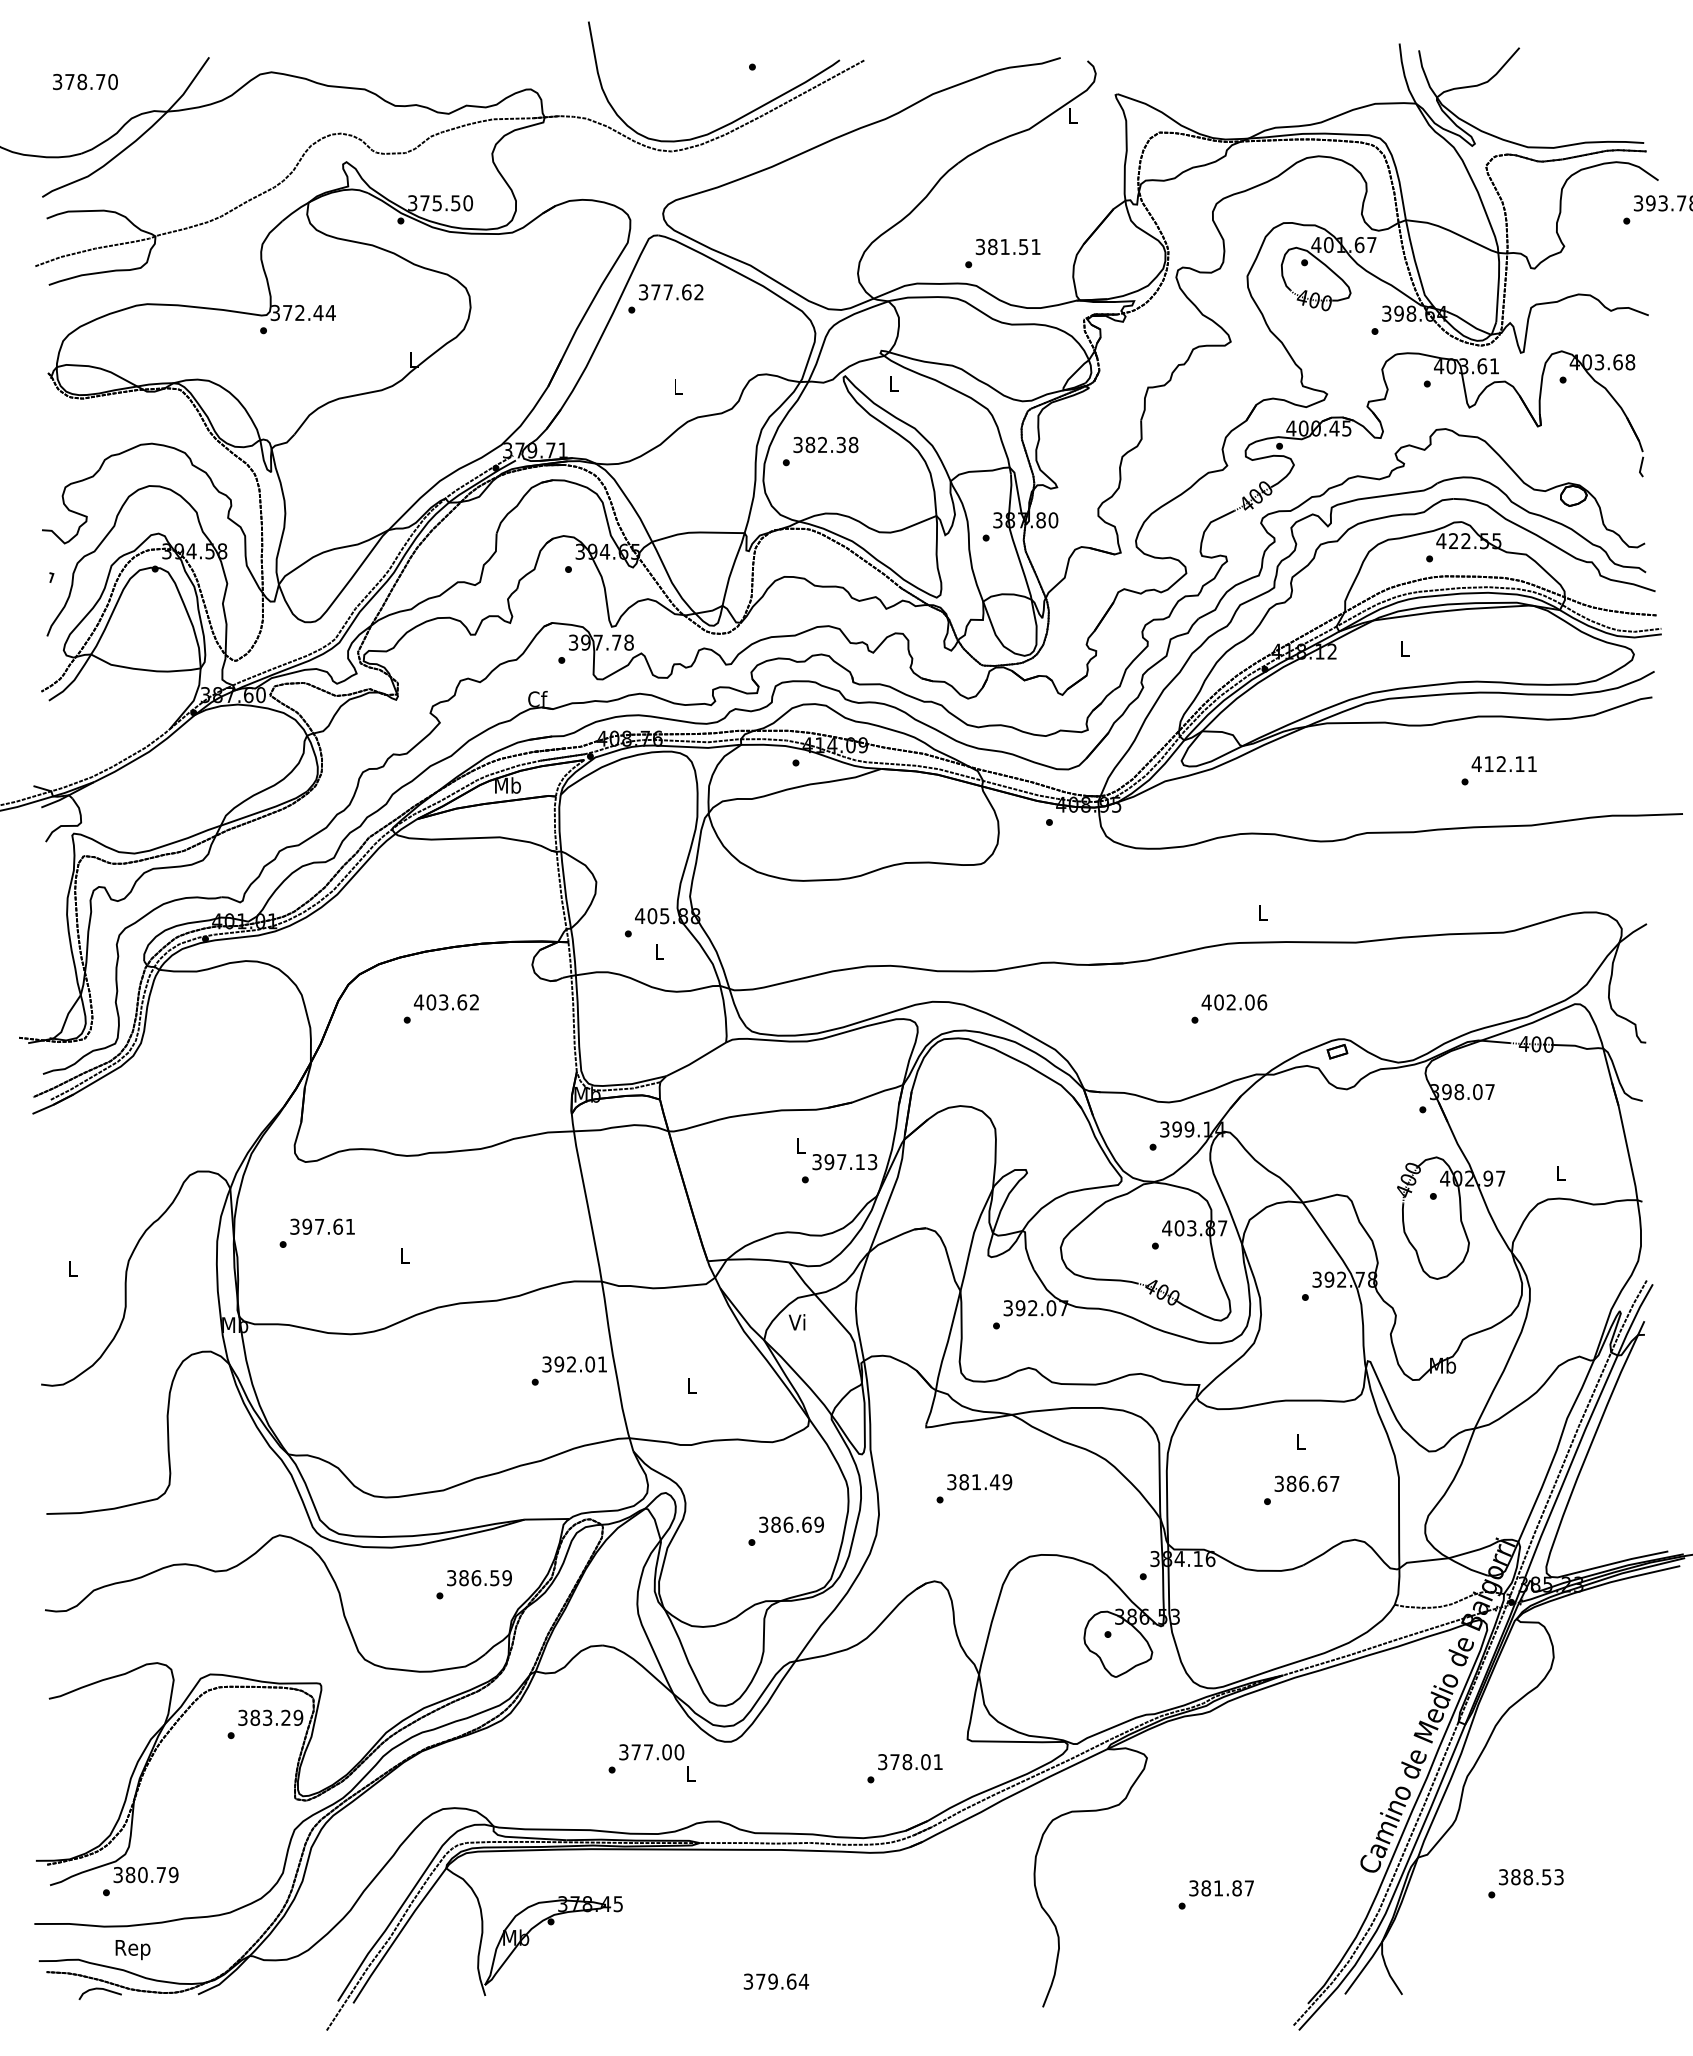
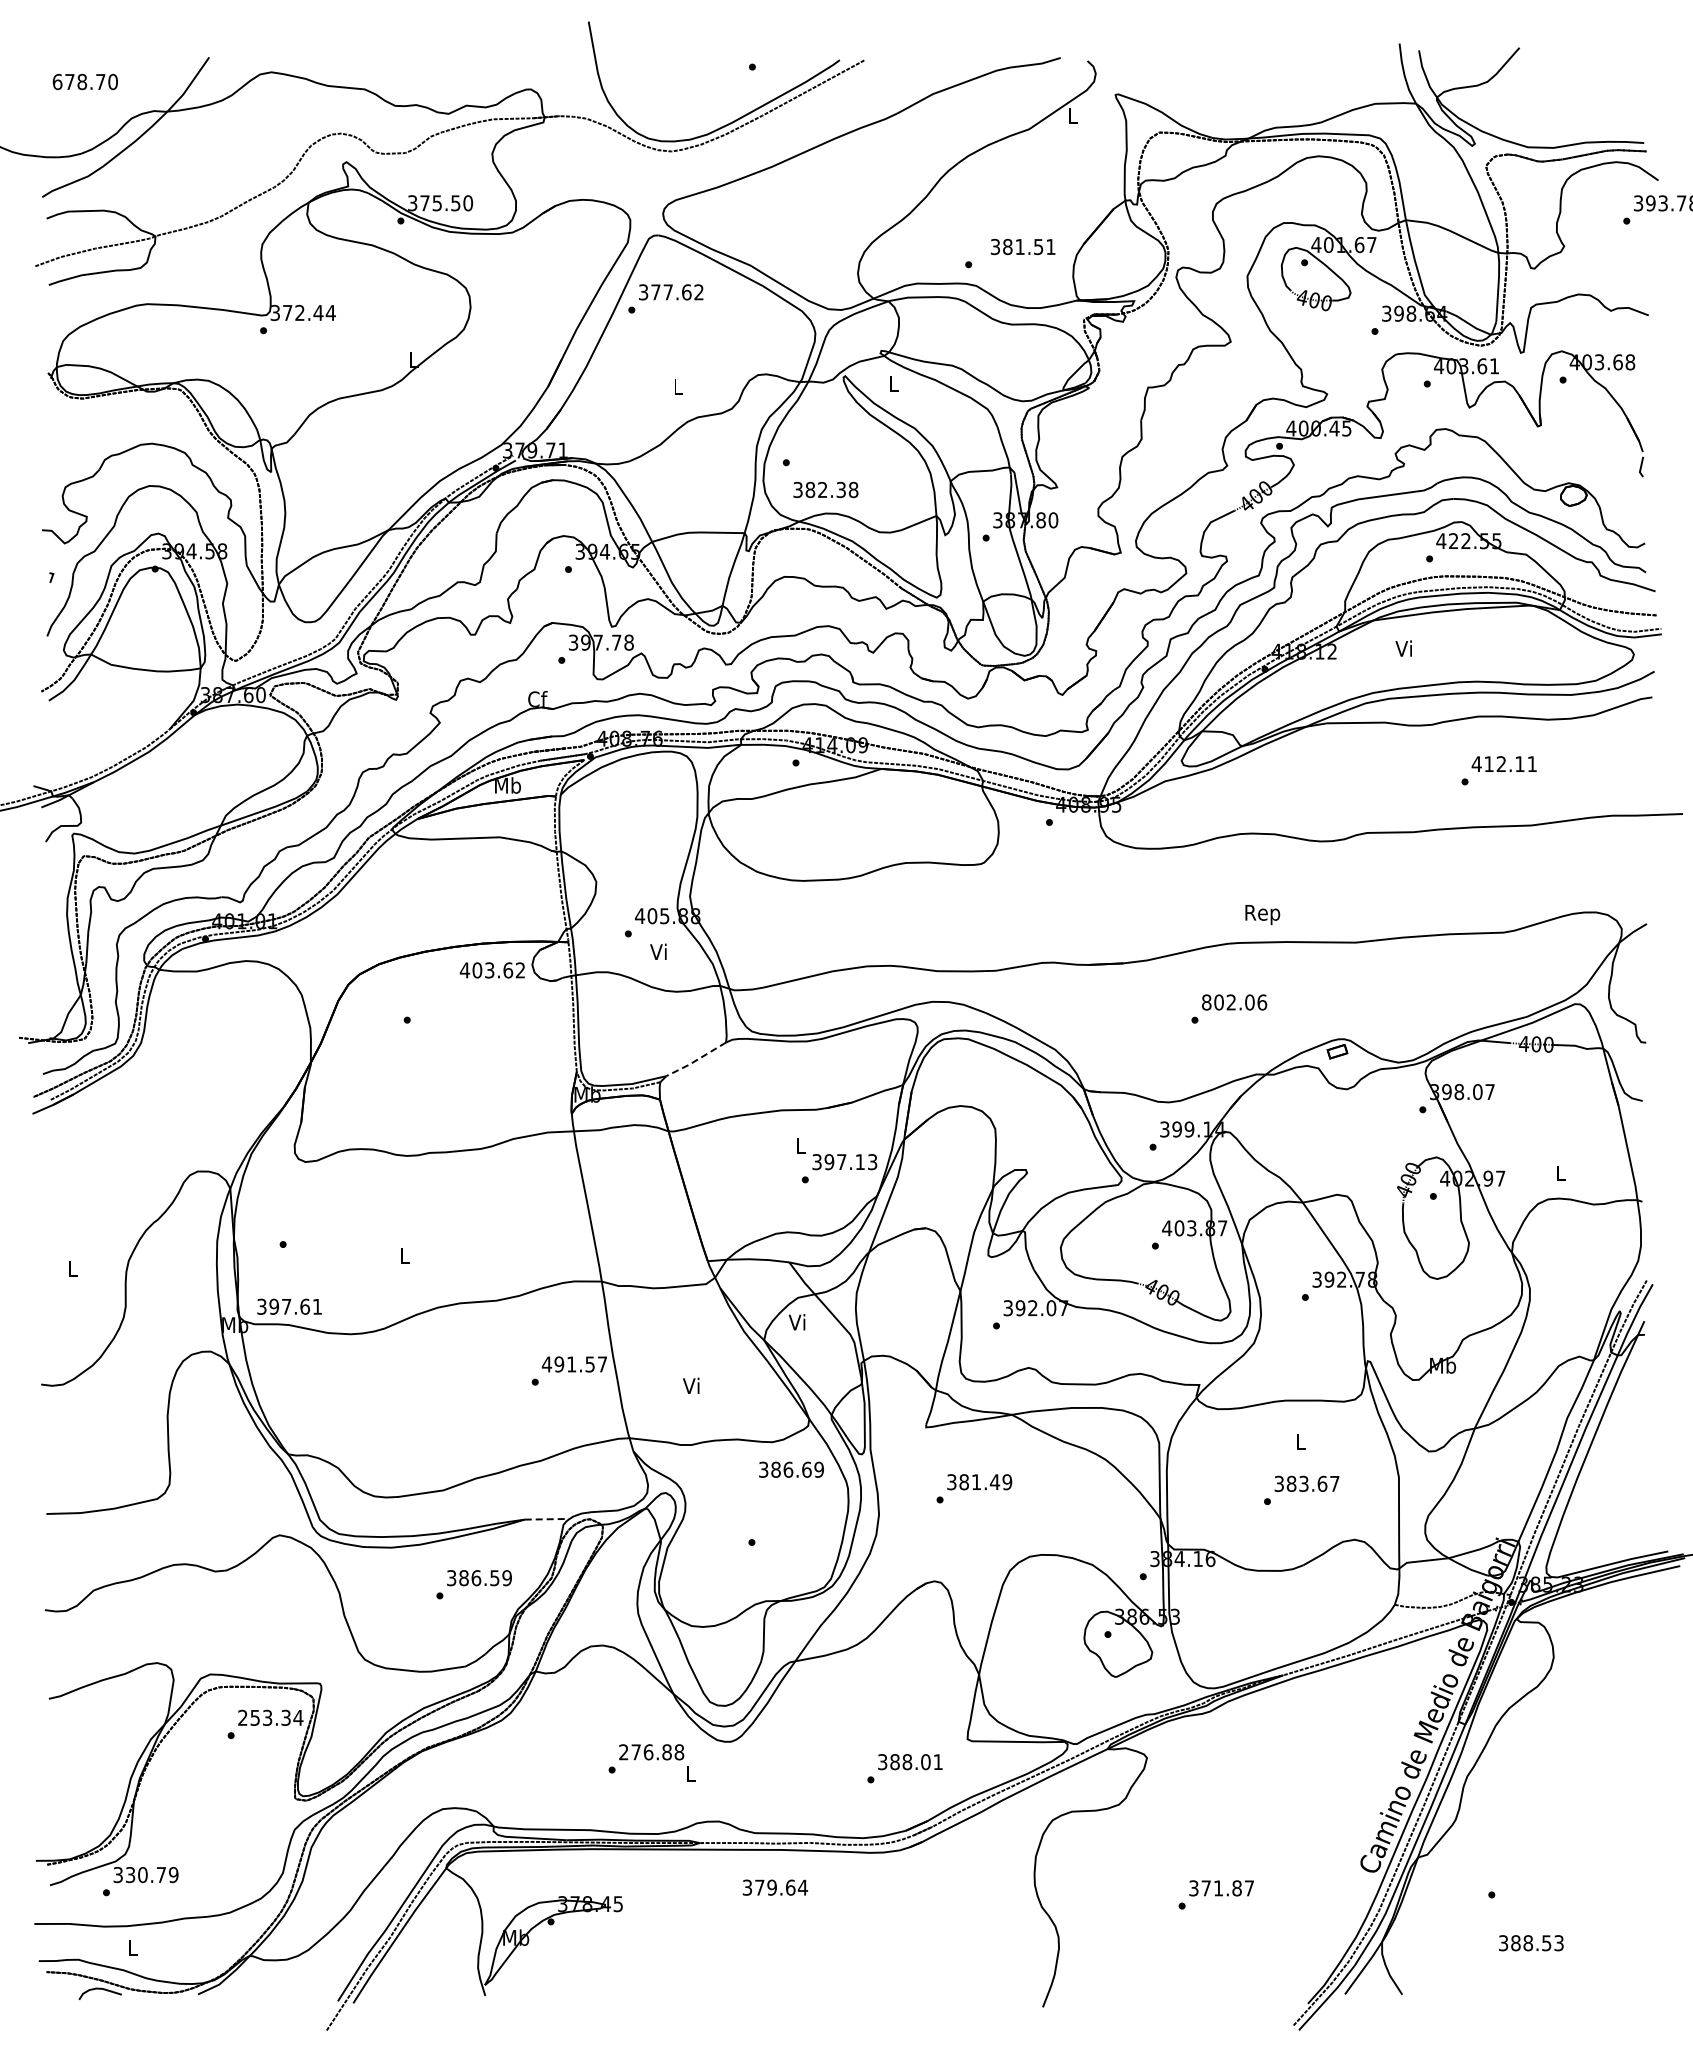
text: 378.70 -> 678.70 (57, 81)
text position: (1007, 247) -> (1022, 247) (1022, 247)
text position: (825, 444) -> (825, 489) (825, 489)
text: L -> Vi (1403, 648)
text: L -> Rep (1262, 915)
text: L -> Vi (658, 951)
text position: (445, 1002) -> (491, 970) (491, 970)
text: 402.06 -> 802.06 (1206, 1002)
line: solid -> dashed (695, 1060)
text position: (322, 1226) -> (289, 1306) (289, 1306)
text: 392.01 -> 491.57 (573, 1364)
text: L -> Vi (691, 1385)
text: 386.67 -> 383.67 (1303, 1483)
line: solid -> dashed (547, 1519)
text position: (791, 1524) -> (791, 1469) (791, 1469)
text: 383.29 -> 253.34 (270, 1717)
text: 377.00 -> 276.88 (651, 1752)
text: 378.01 -> 388.01 (894, 1762)
text: 380.79 -> 330.79 (130, 1875)
text position: (1531, 1877) -> (1531, 1943) (1531, 1943)
text: 381.87 -> 371.87 (1206, 1888)
text: Rep -> L (132, 1950)
text position: (775, 1981) -> (774, 1887) (774, 1887)
